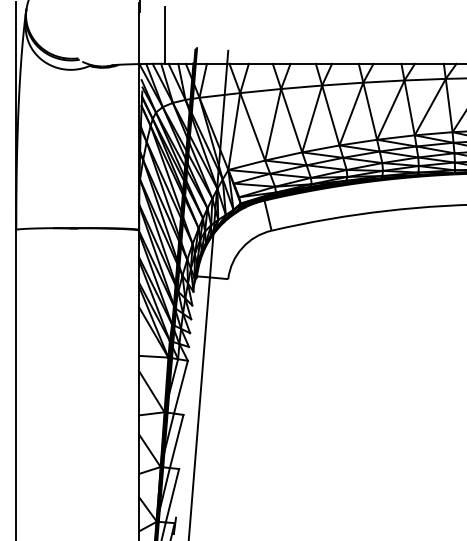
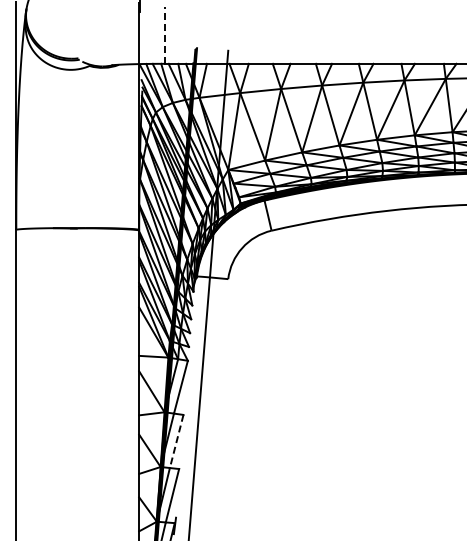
line: solid -> dashed (165, 35)
line: solid -> dashed (176, 441)
